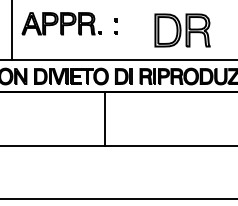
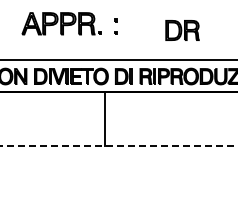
part size: 57x35 px -> 35x21 px (182, 30)
line: present -> none (11, 31)
line: solid -> dashed (119, 145)
line: present -> none (118, 199)
